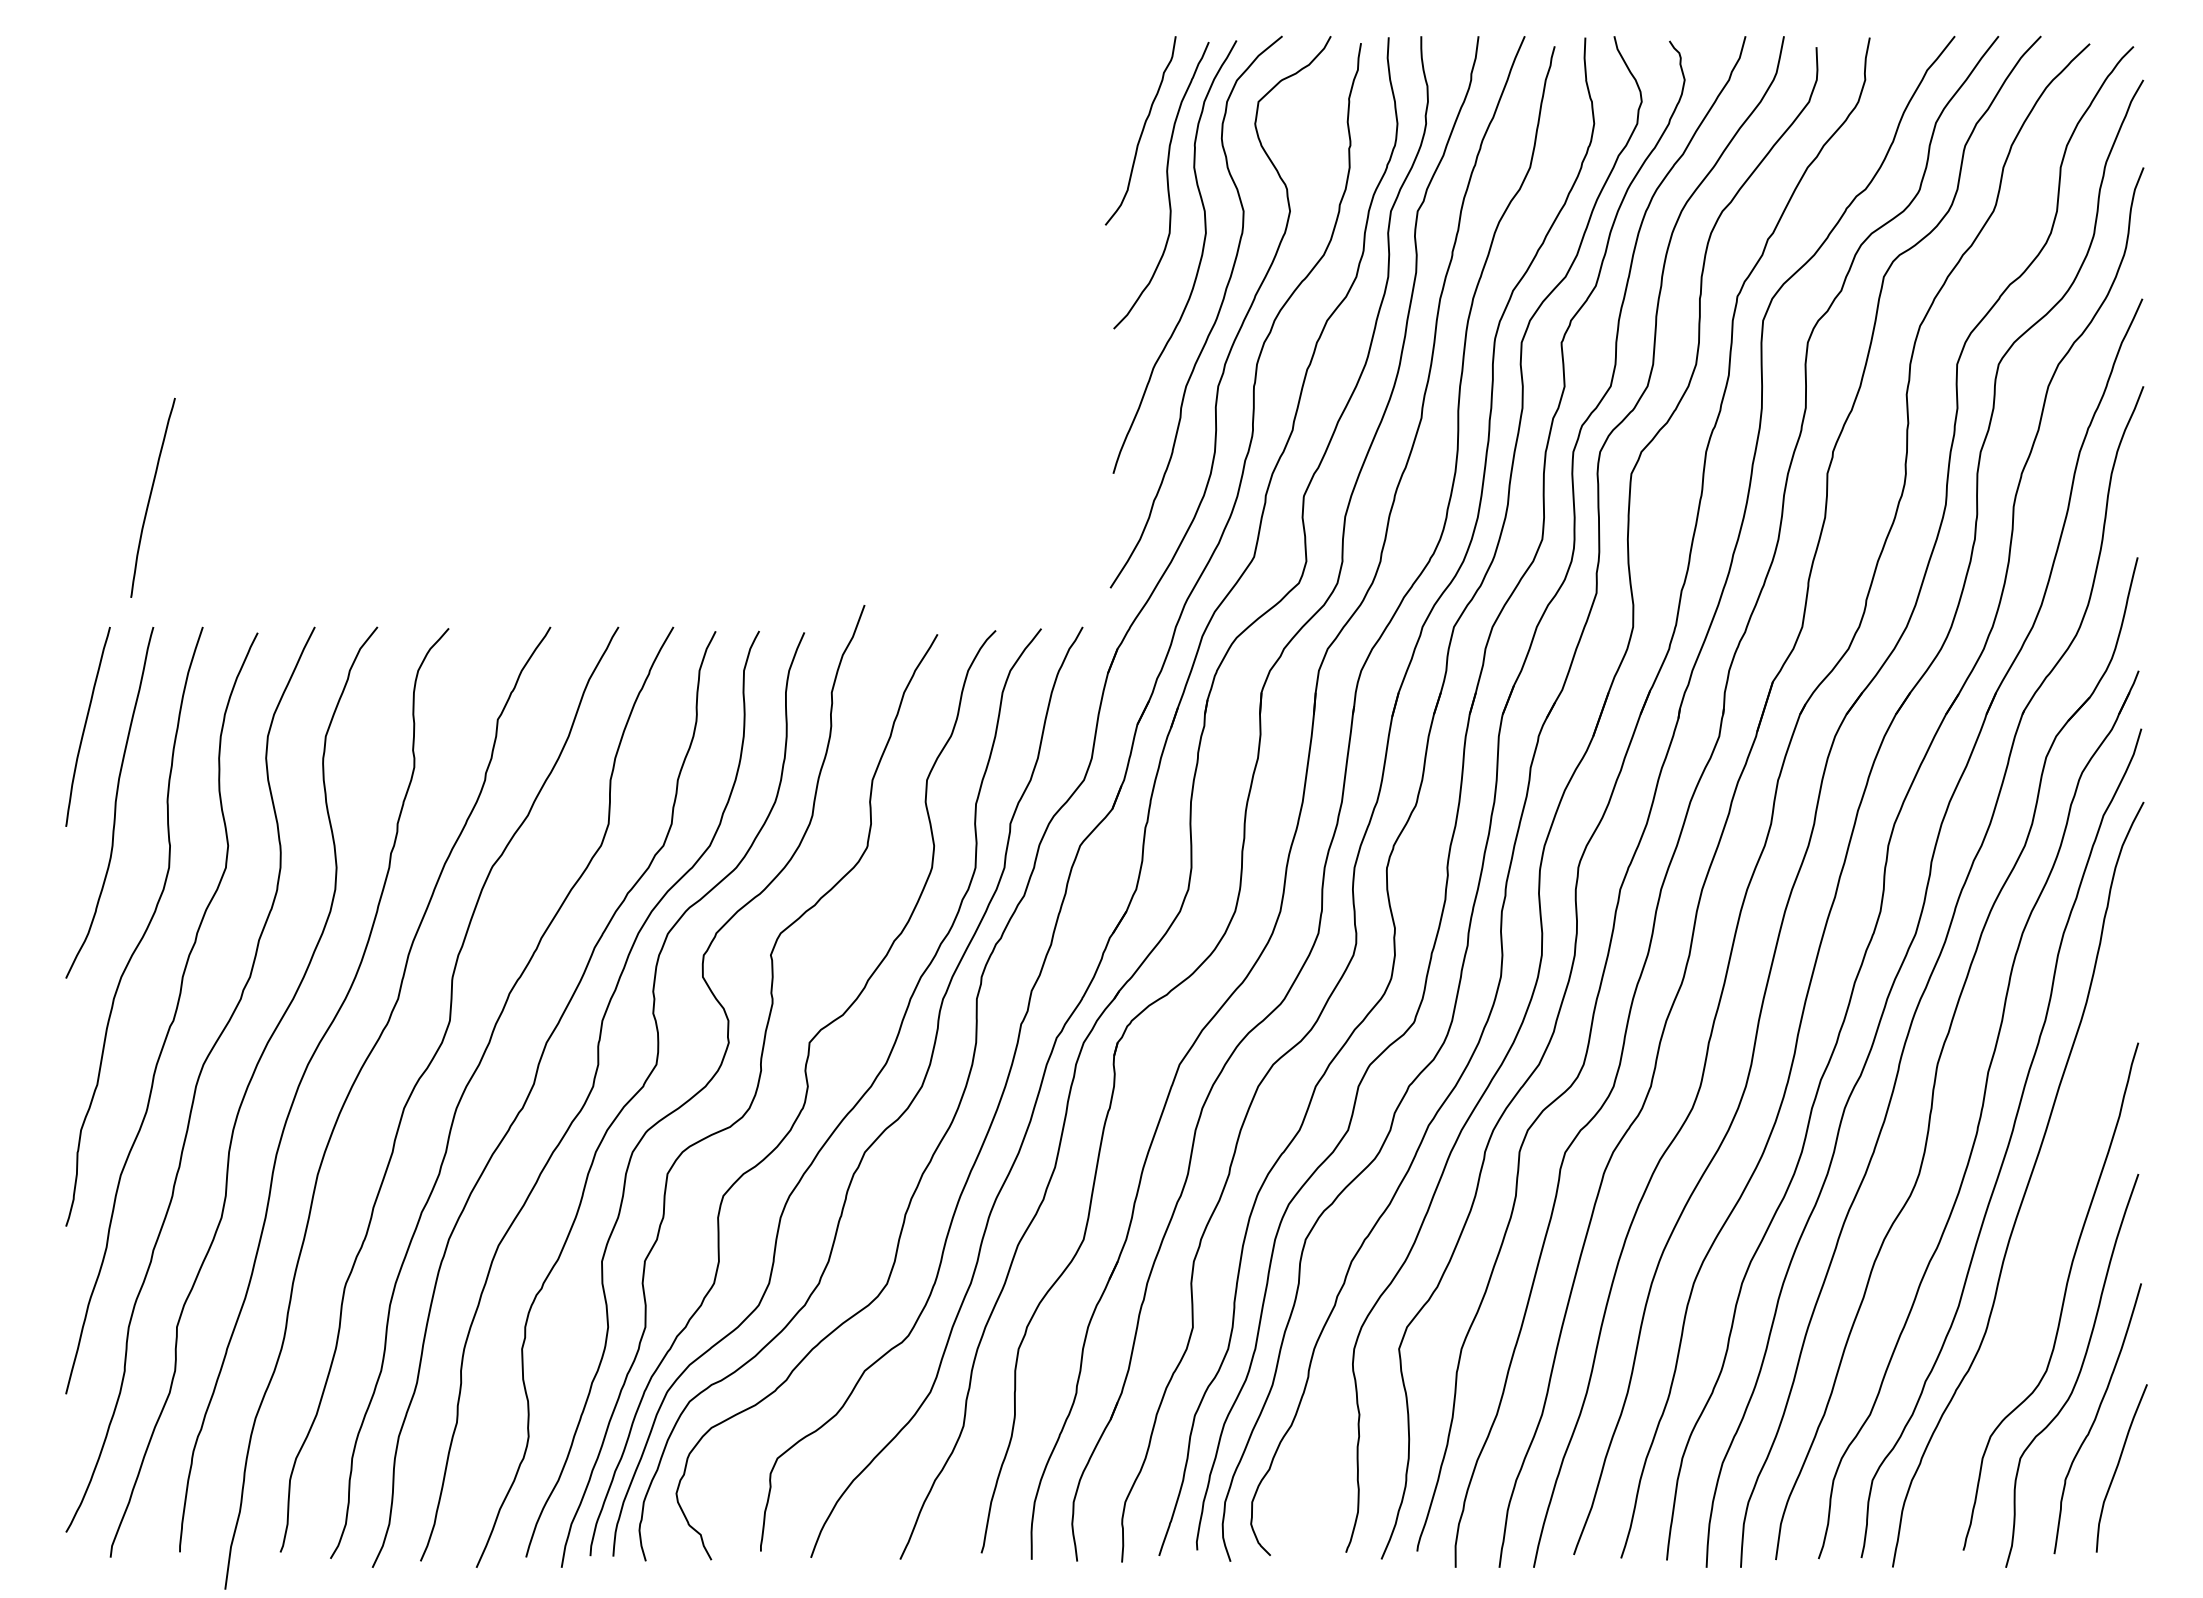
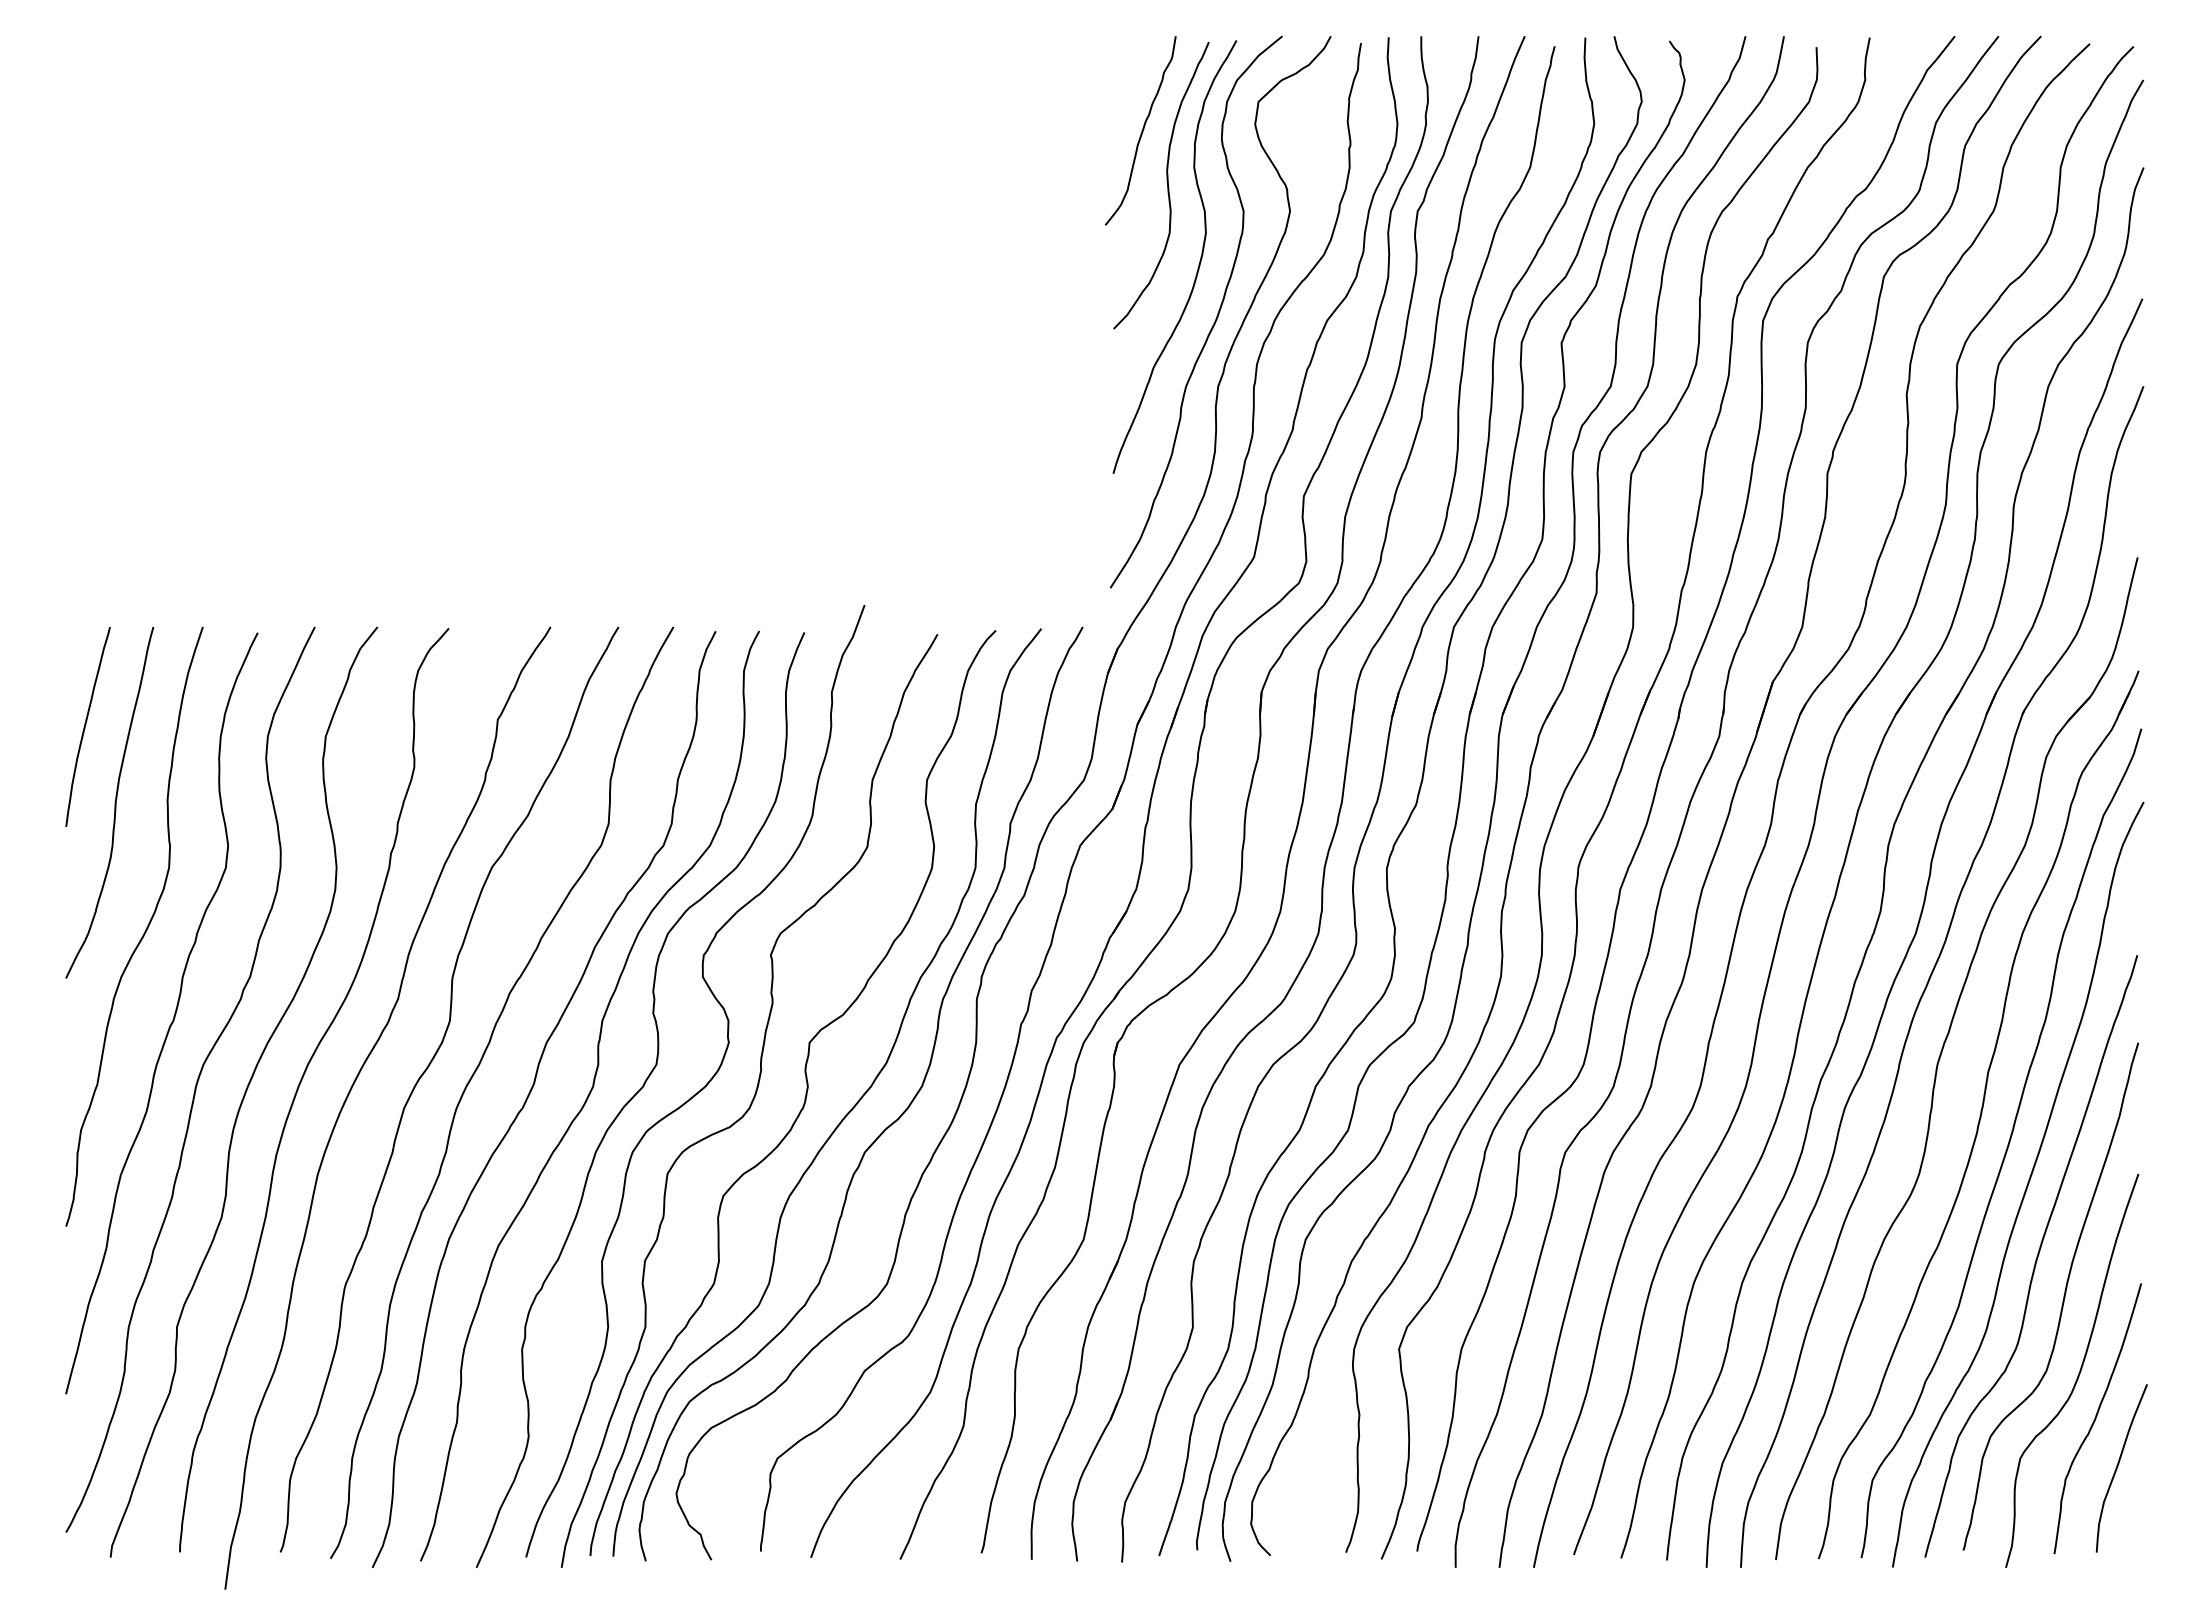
curve: present -> none (151, 496)
curve: none -> present (2036, 1256)
